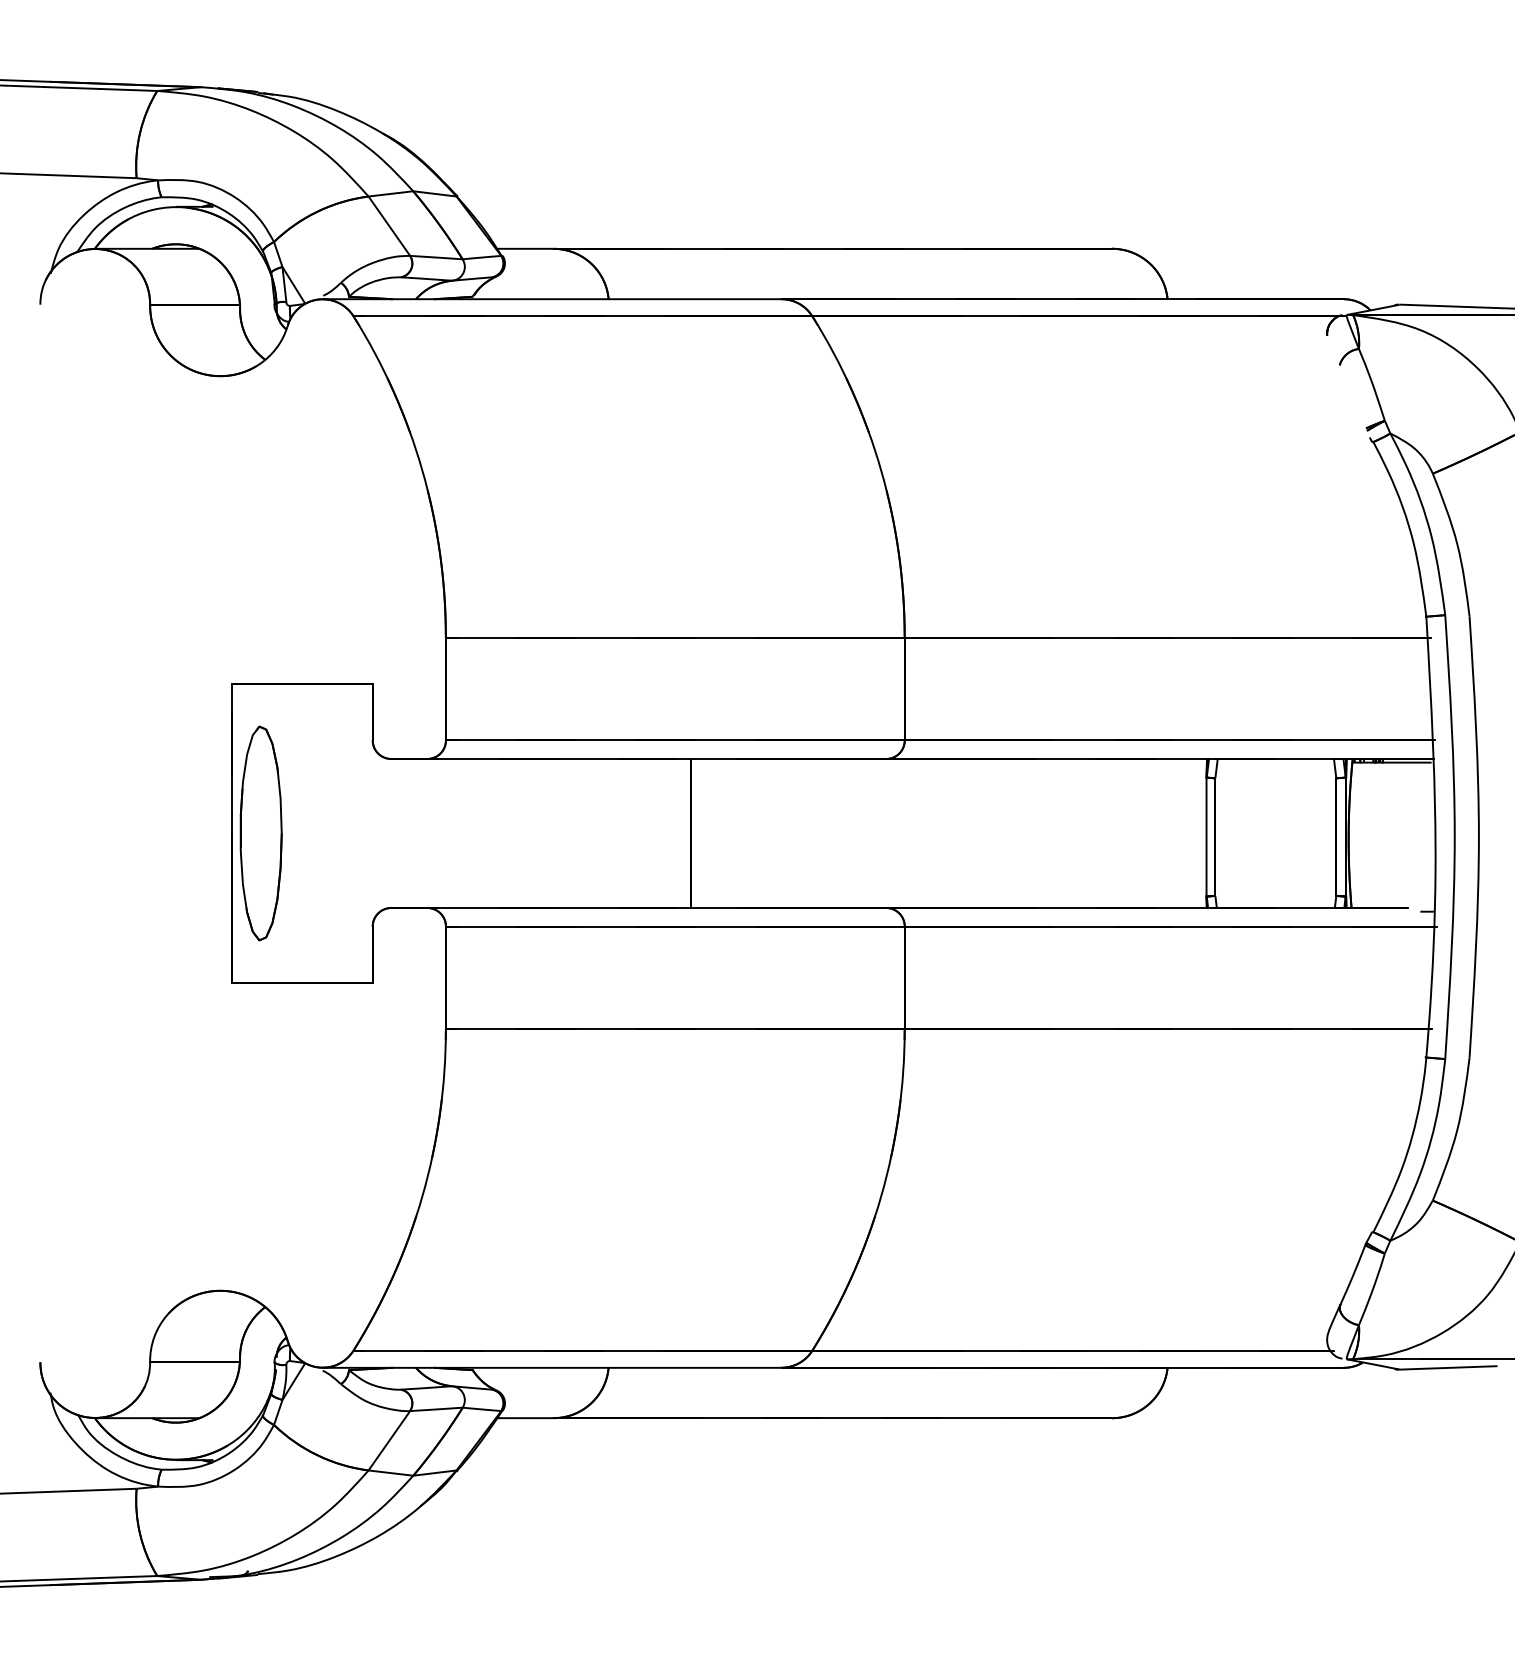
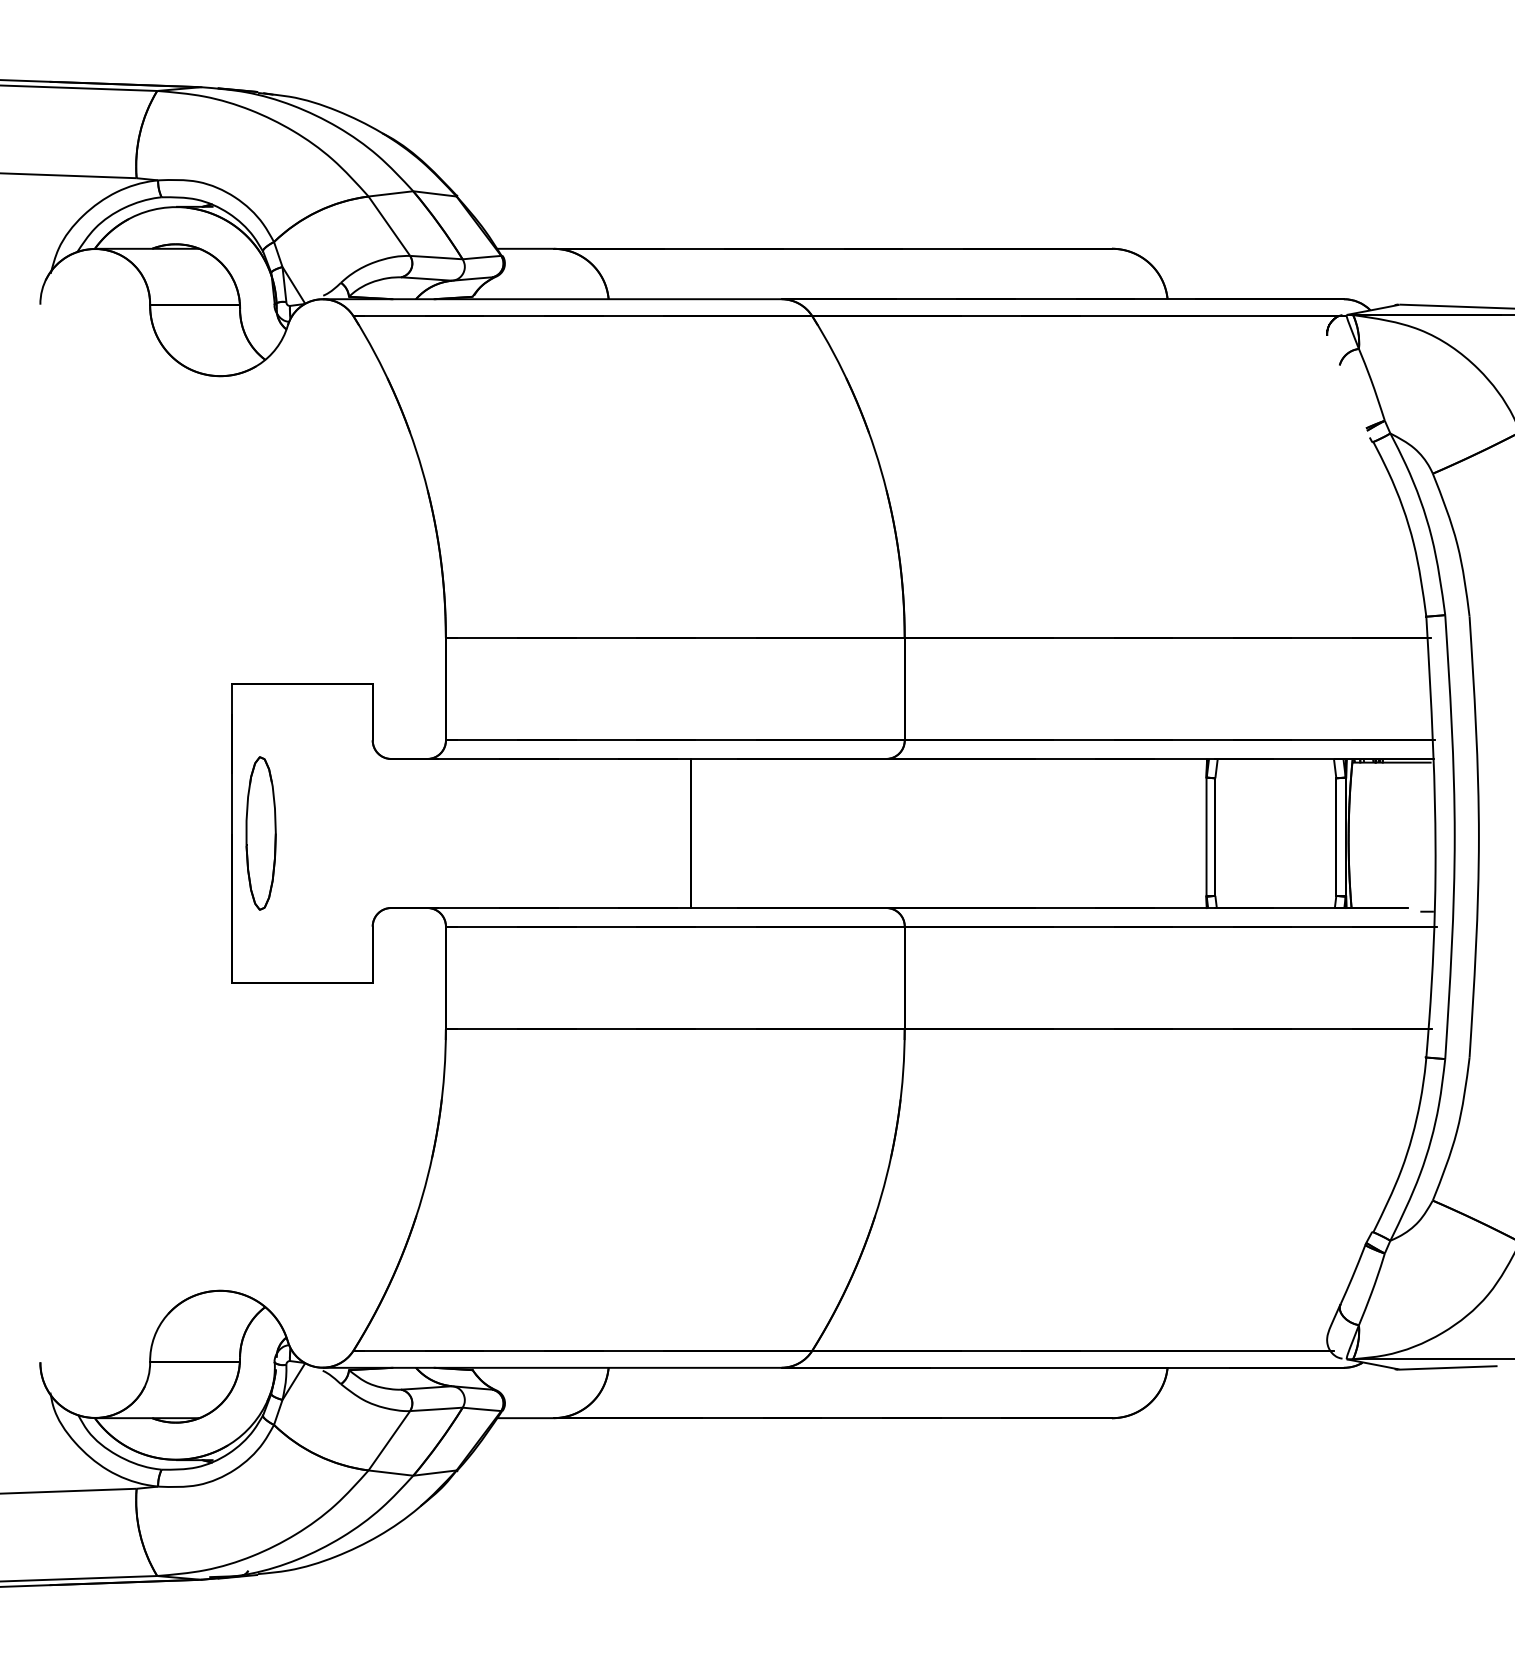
part size: 44x217 px -> 32x155 px (260, 833)
